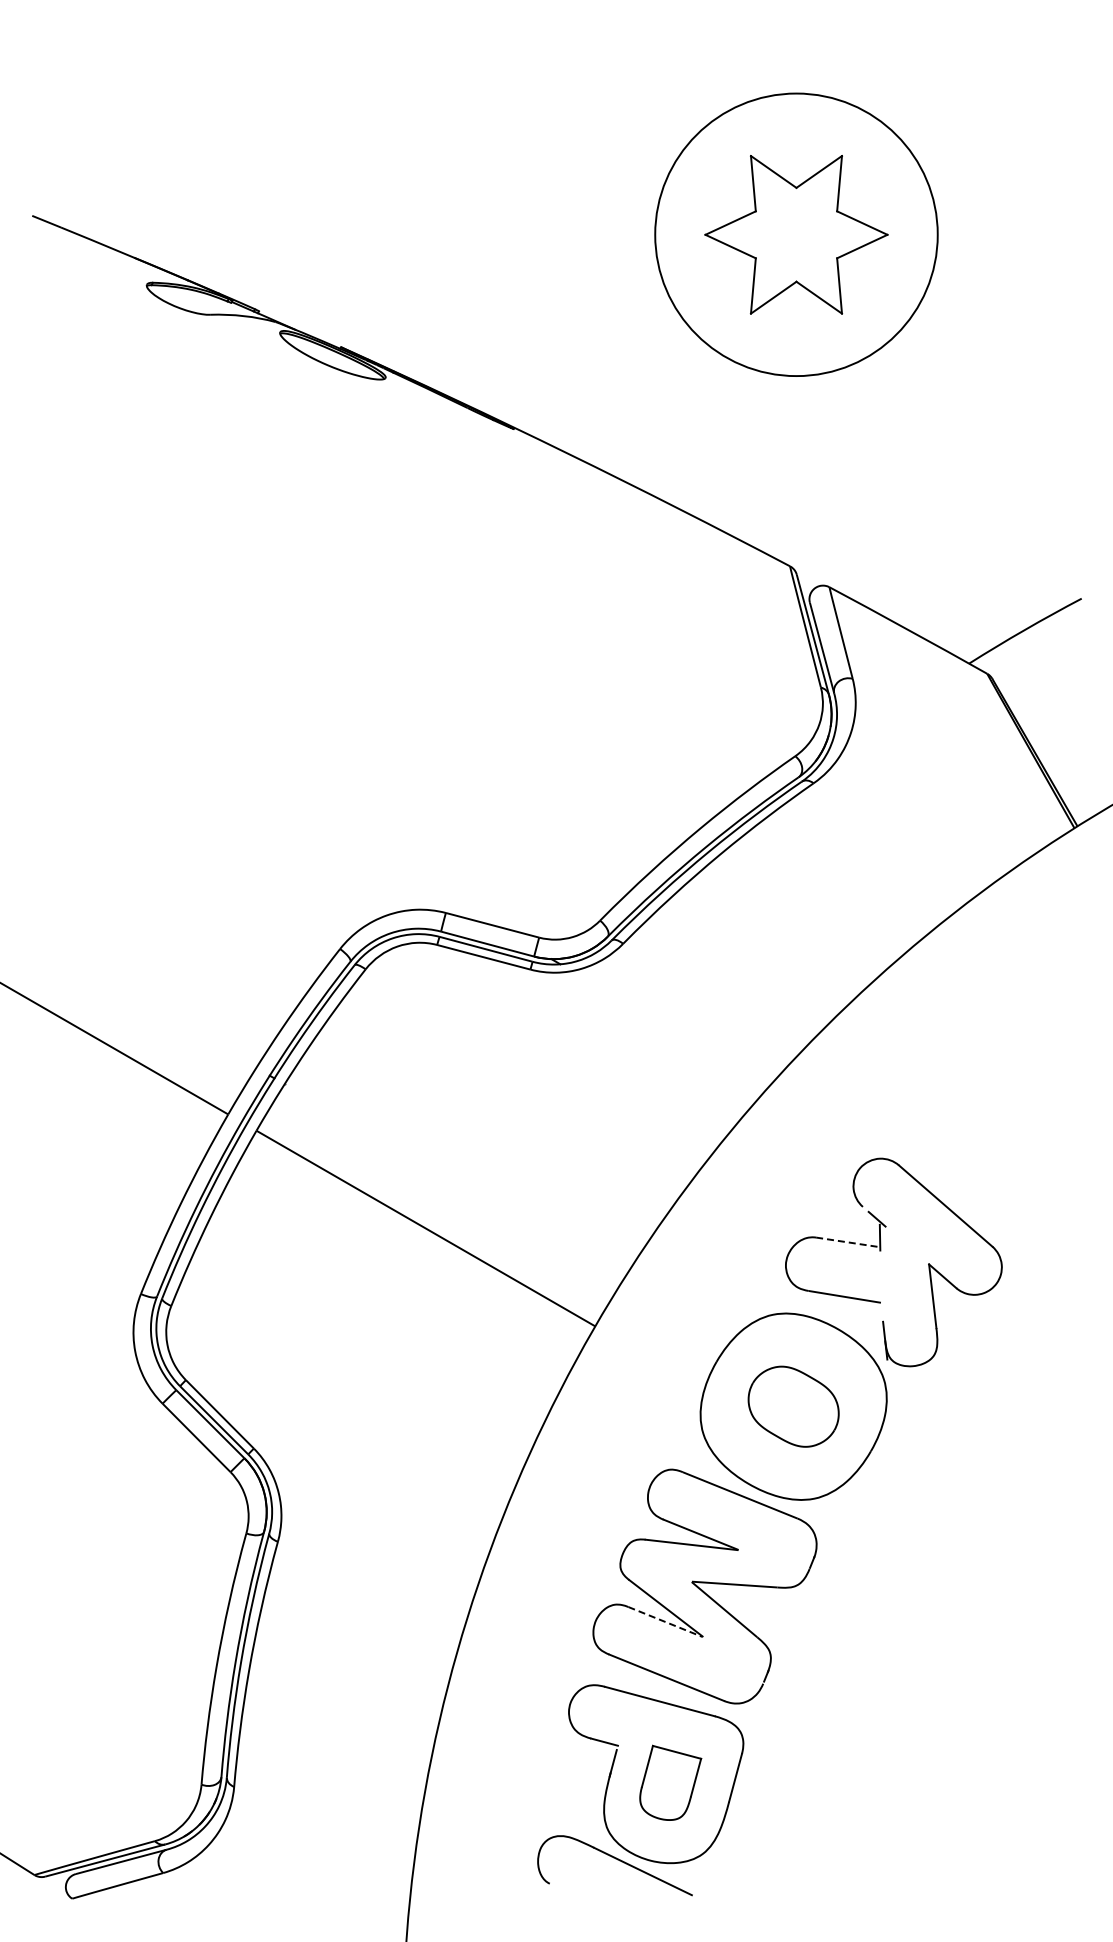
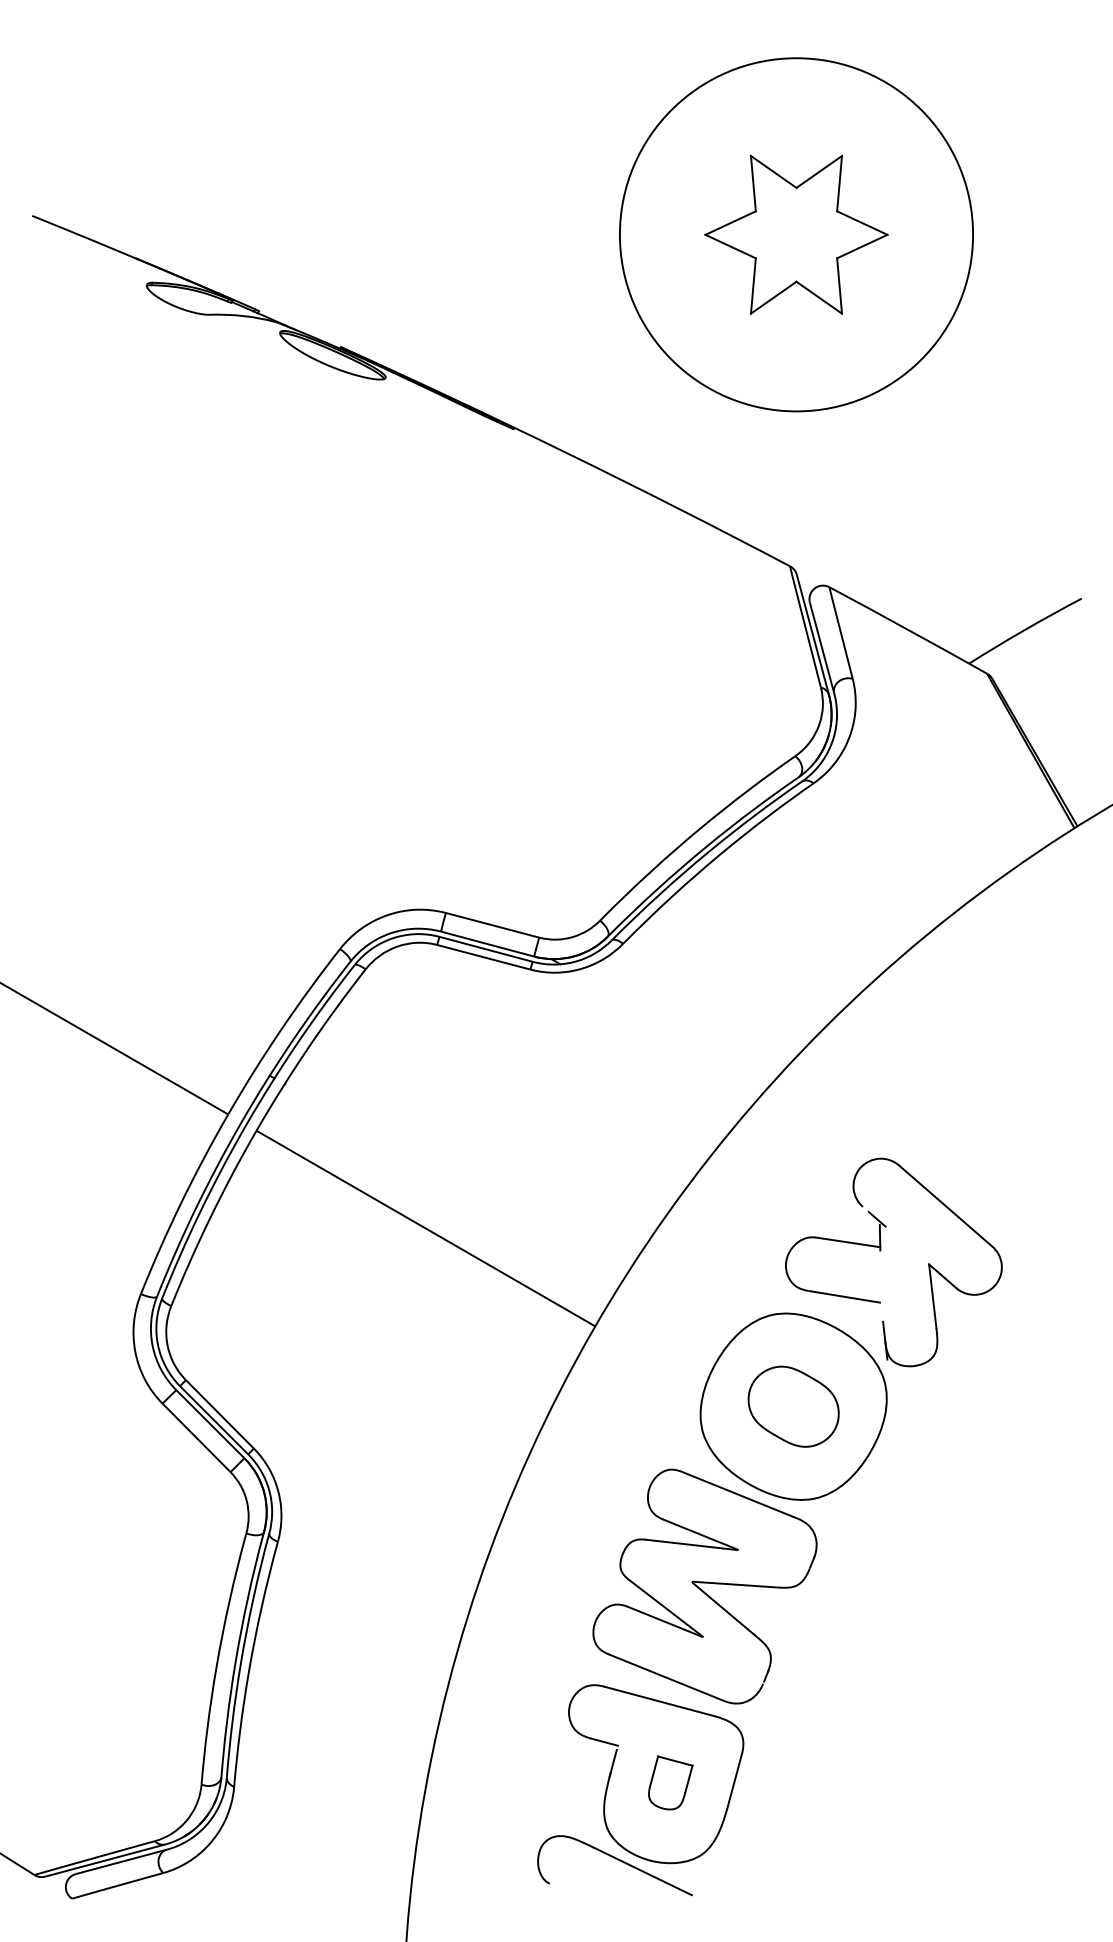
circle diameter: 283 px -> 353 px (796, 234)
line: dashed -> solid (848, 1242)
line: dashed -> solid (665, 1621)
part size: 64x77 px -> 46x56 px (670, 1782)
